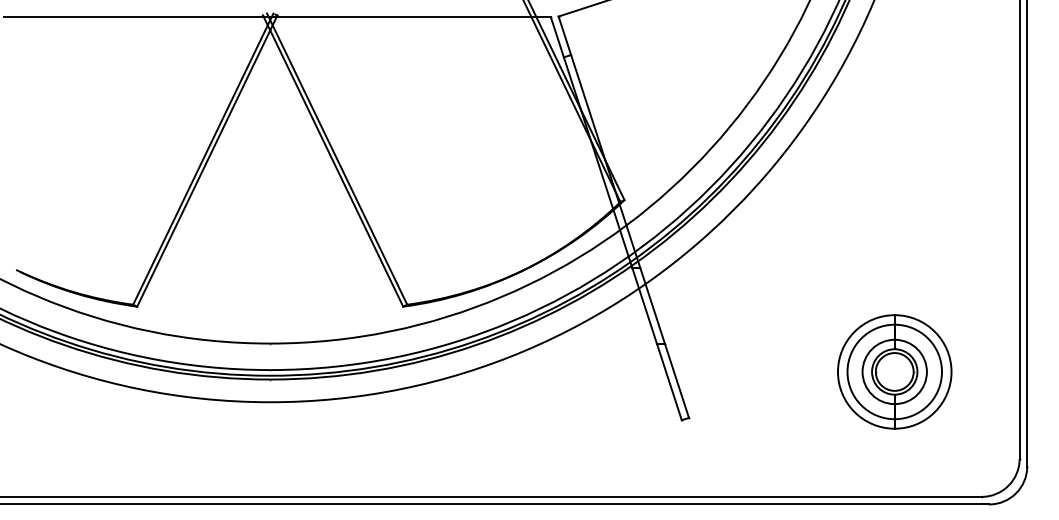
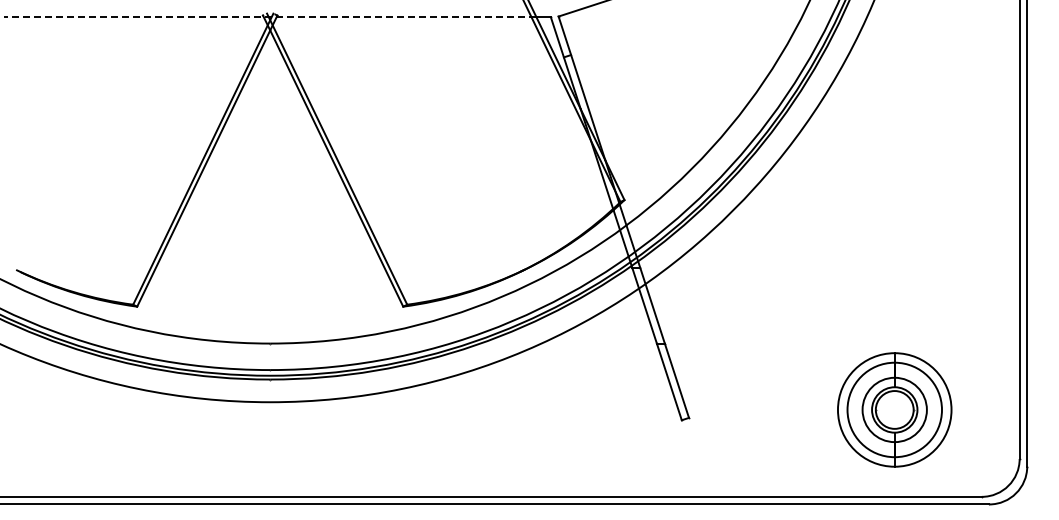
line: solid -> dashed (269, 17)
part position: (894, 371) -> (894, 409) (894, 409)
